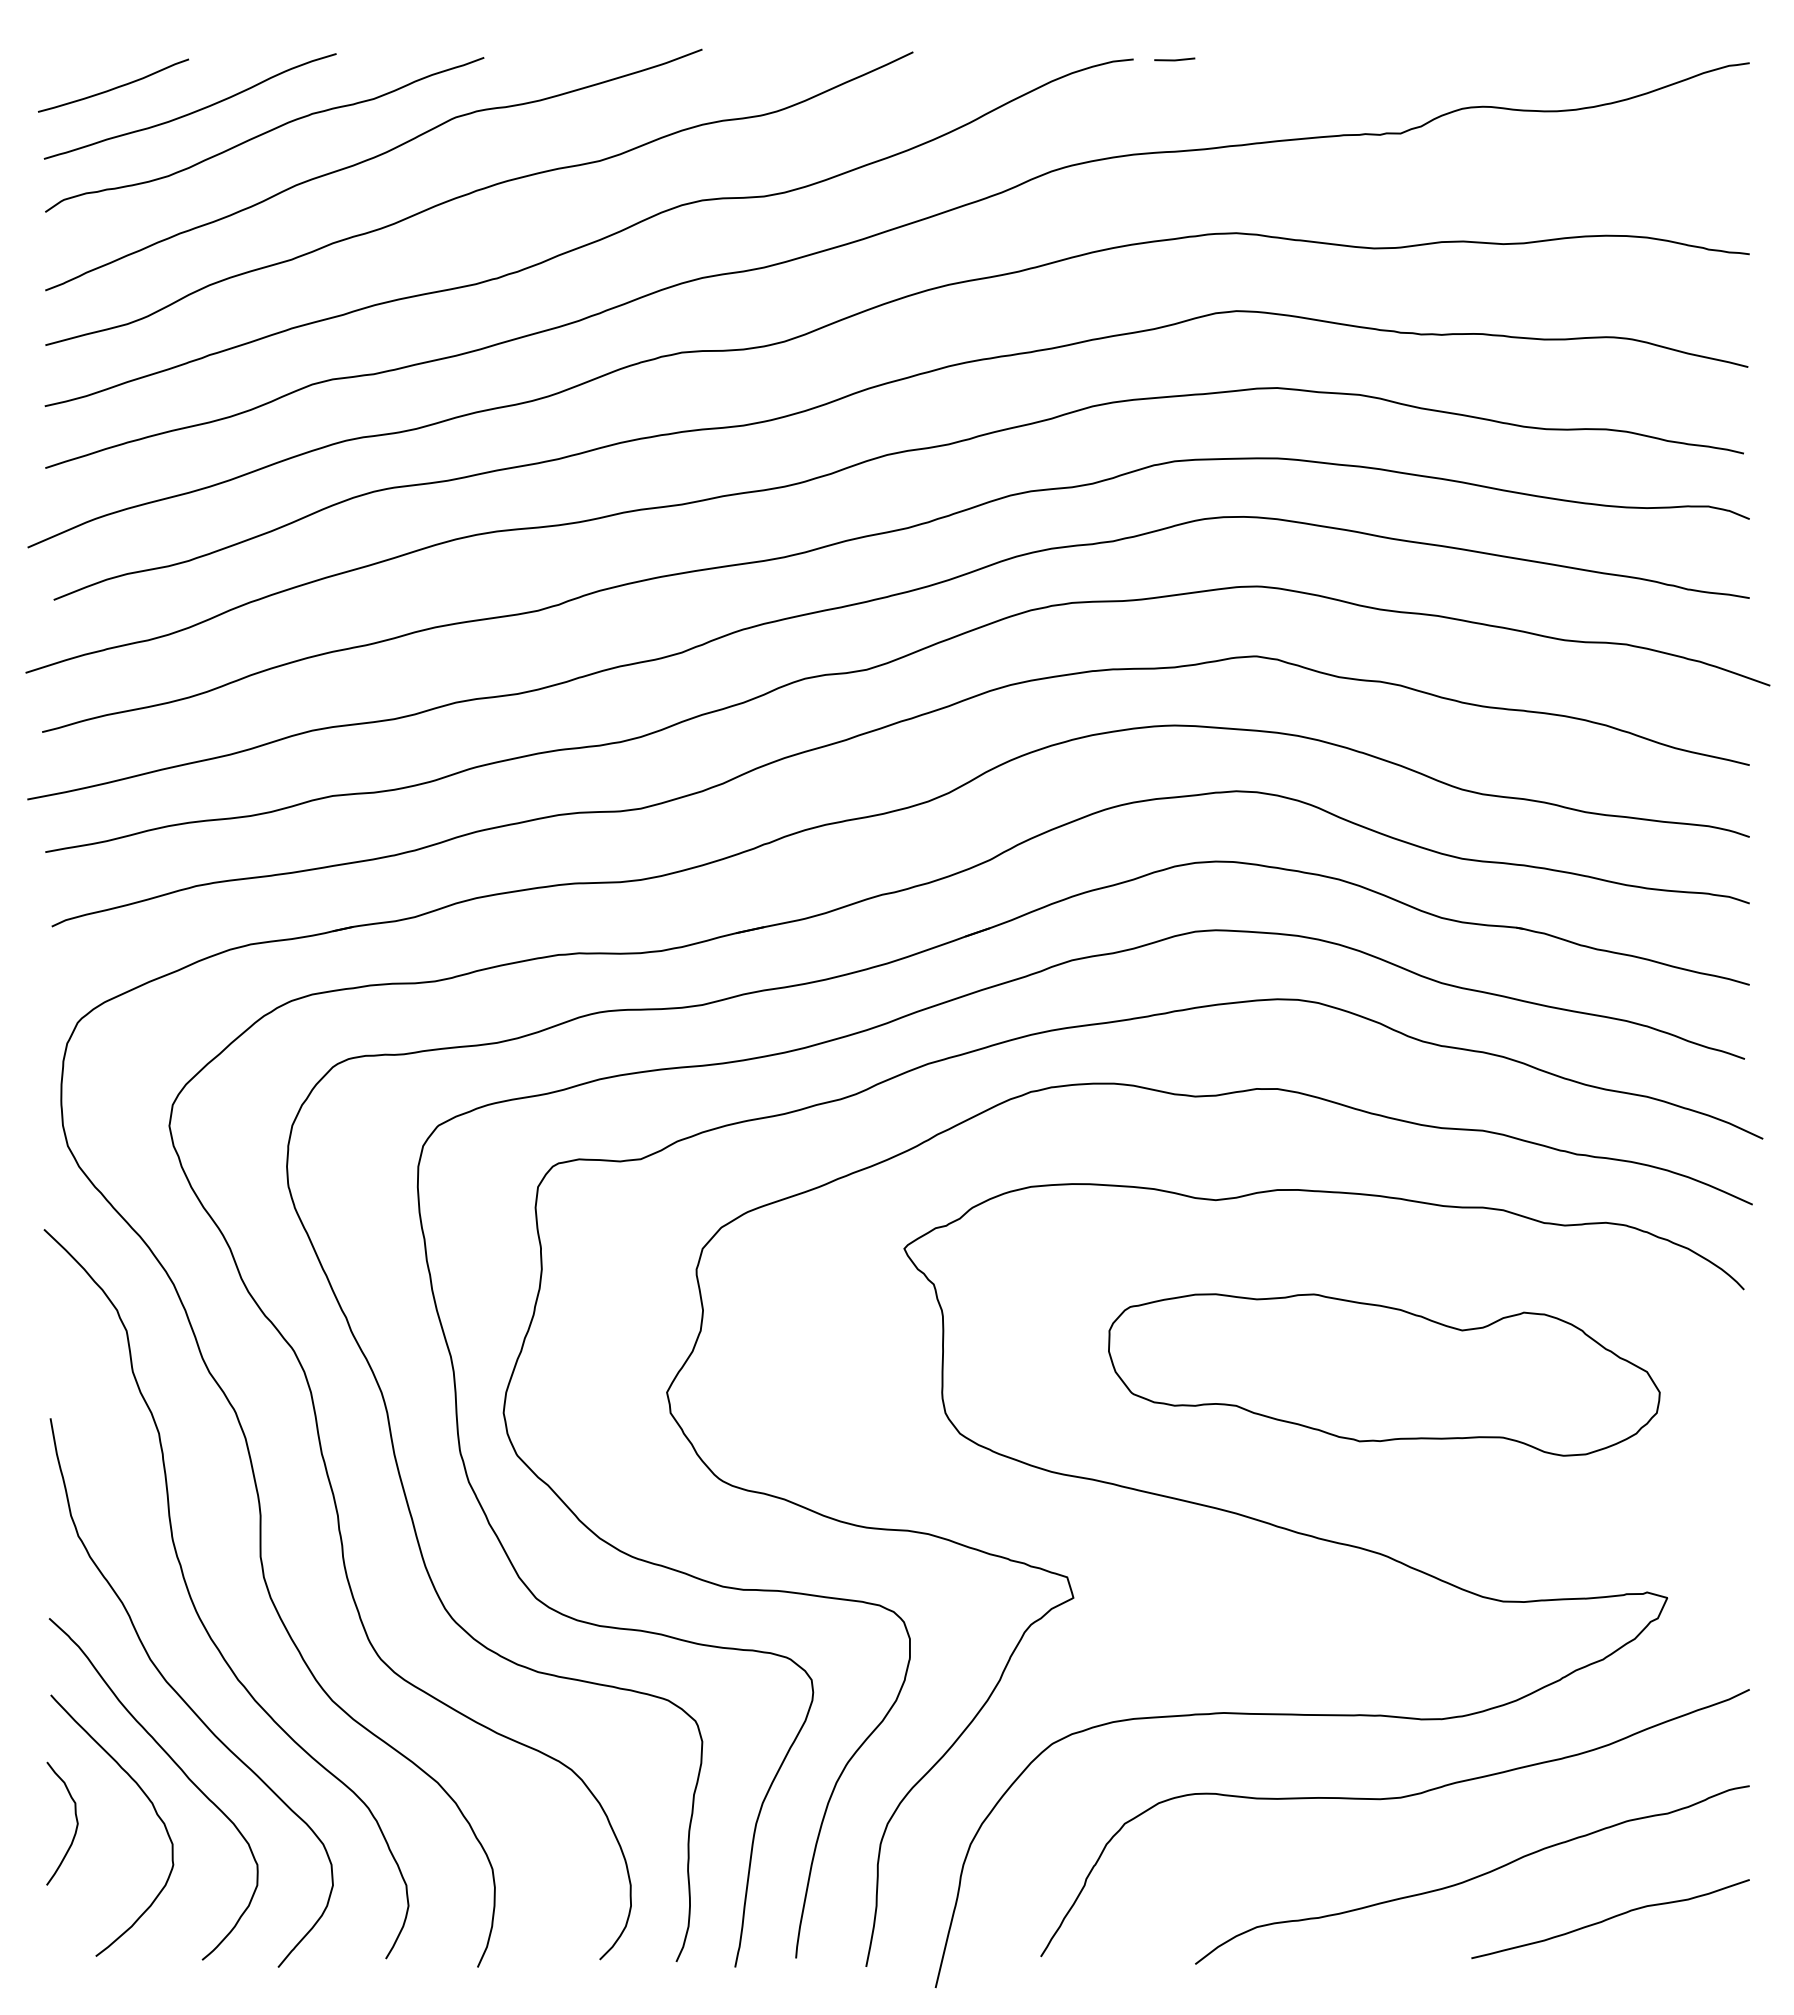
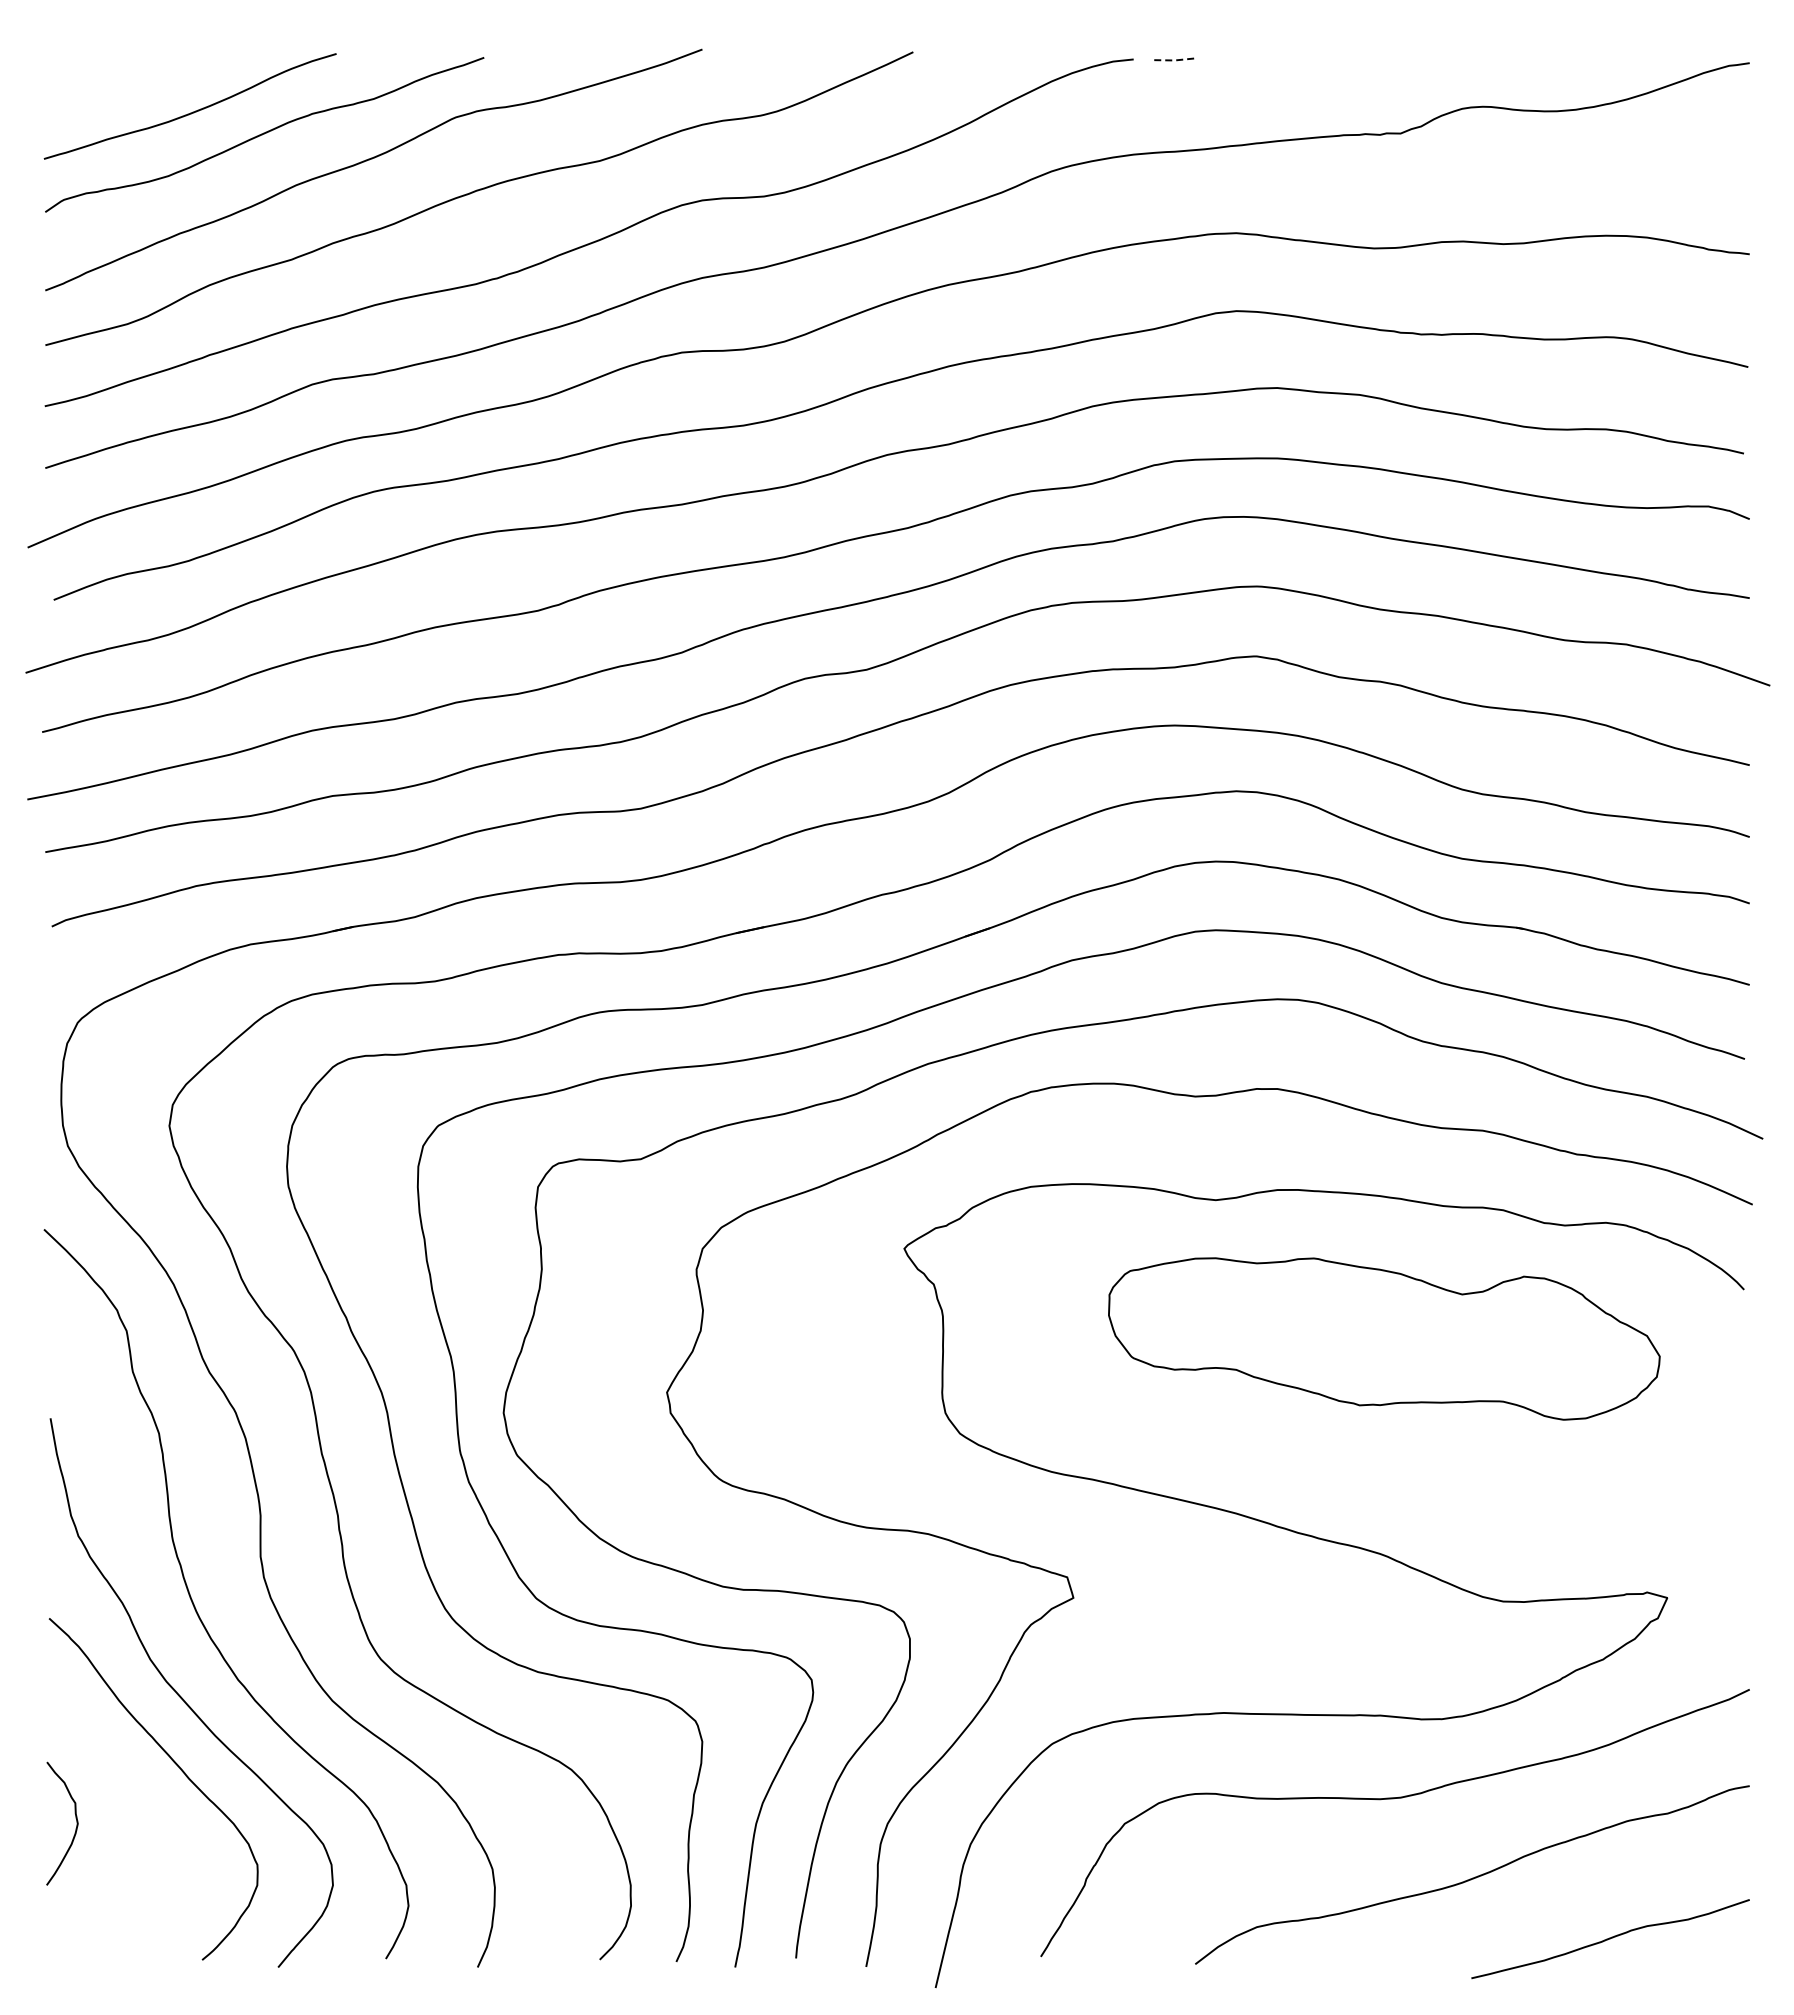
line: solid -> dashed (1174, 60)
curve: present -> none (114, 87)
part position: (1384, 1374) -> (1384, 1338) (1384, 1338)
curve: present -> none (148, 1800)
curve position: (1610, 1918) -> (1610, 1938) (1610, 1938)
